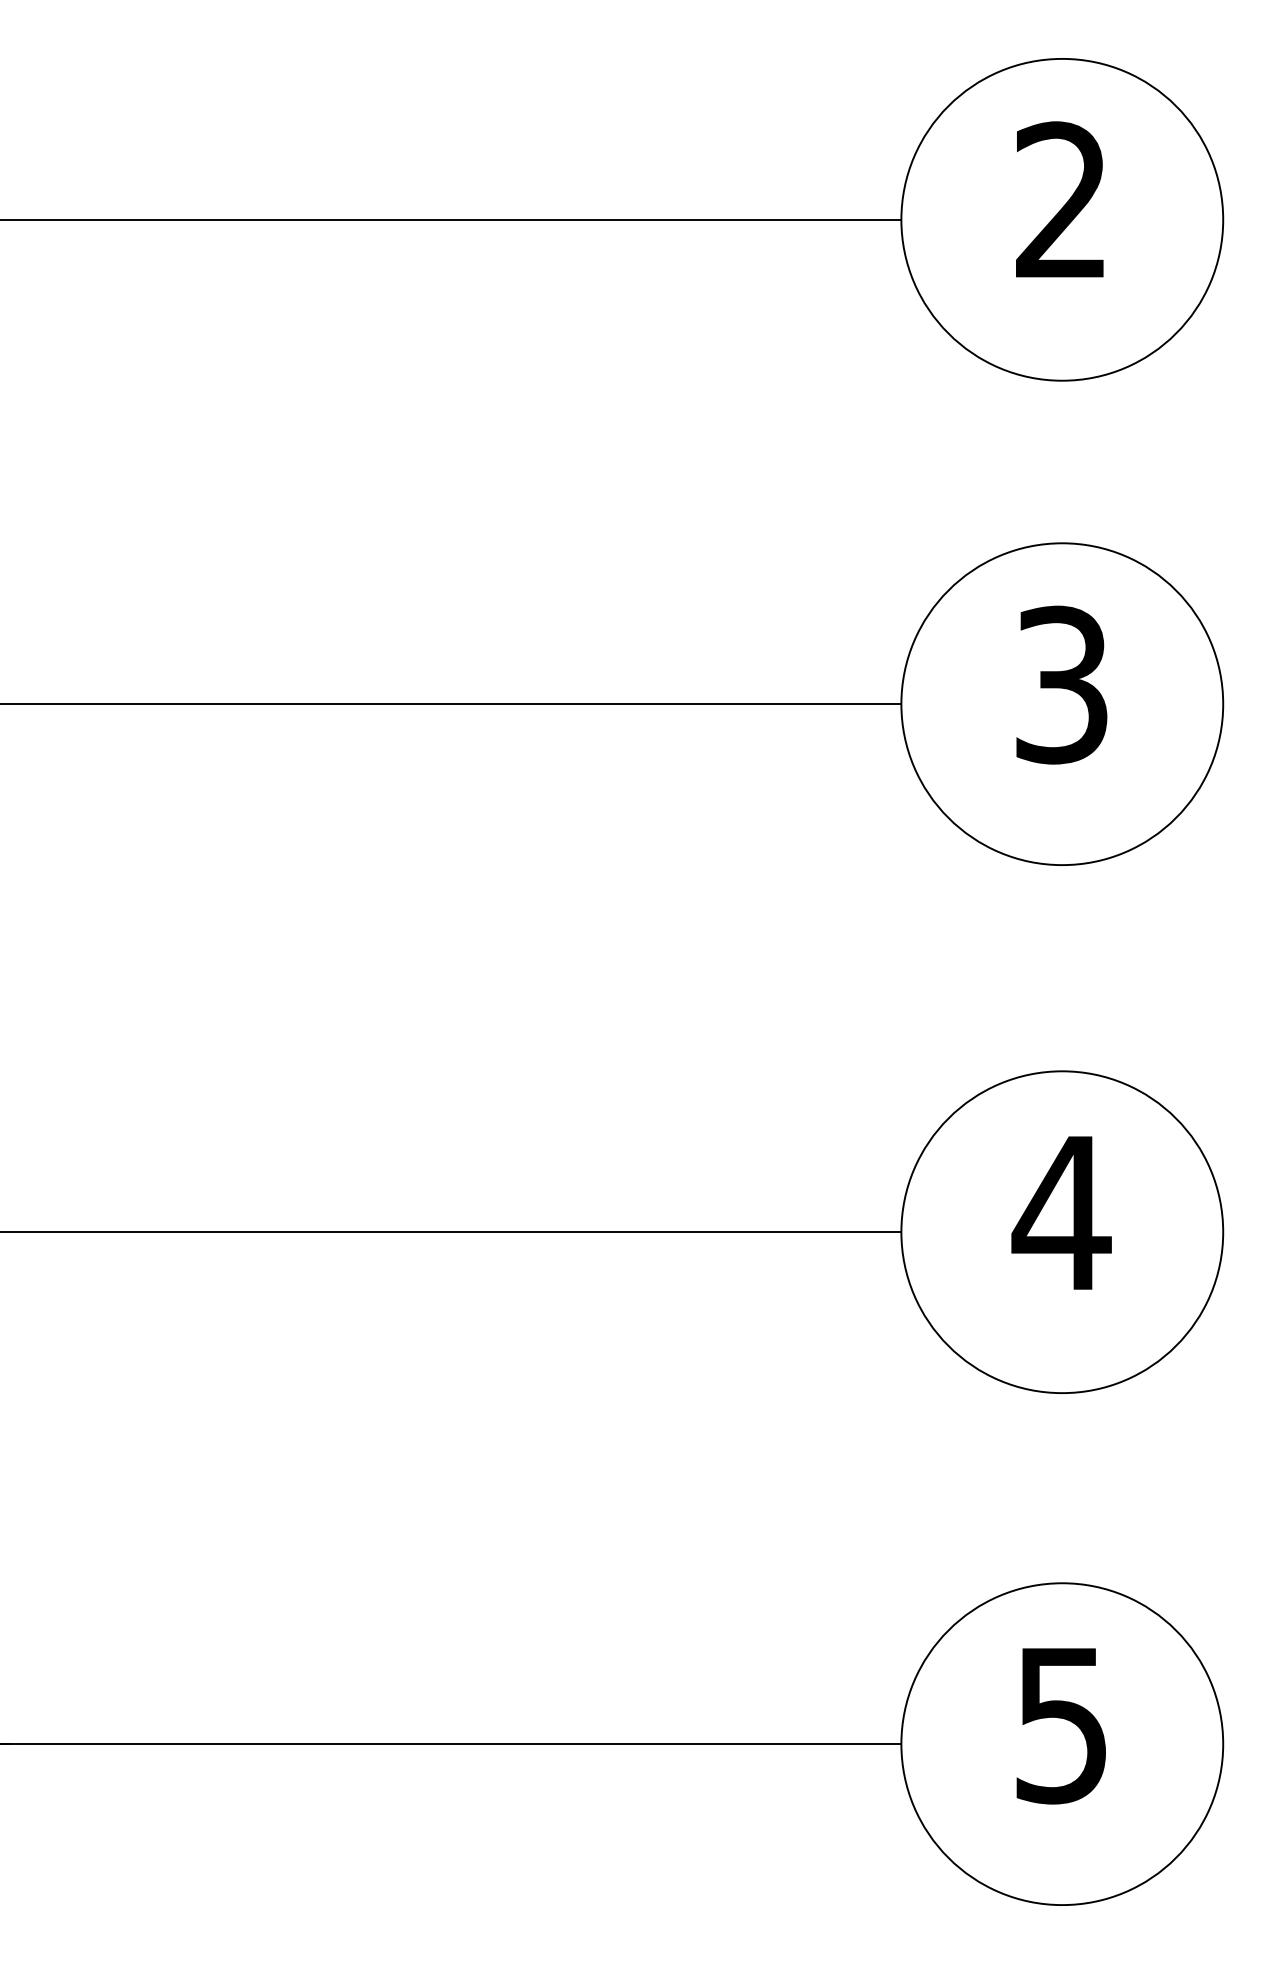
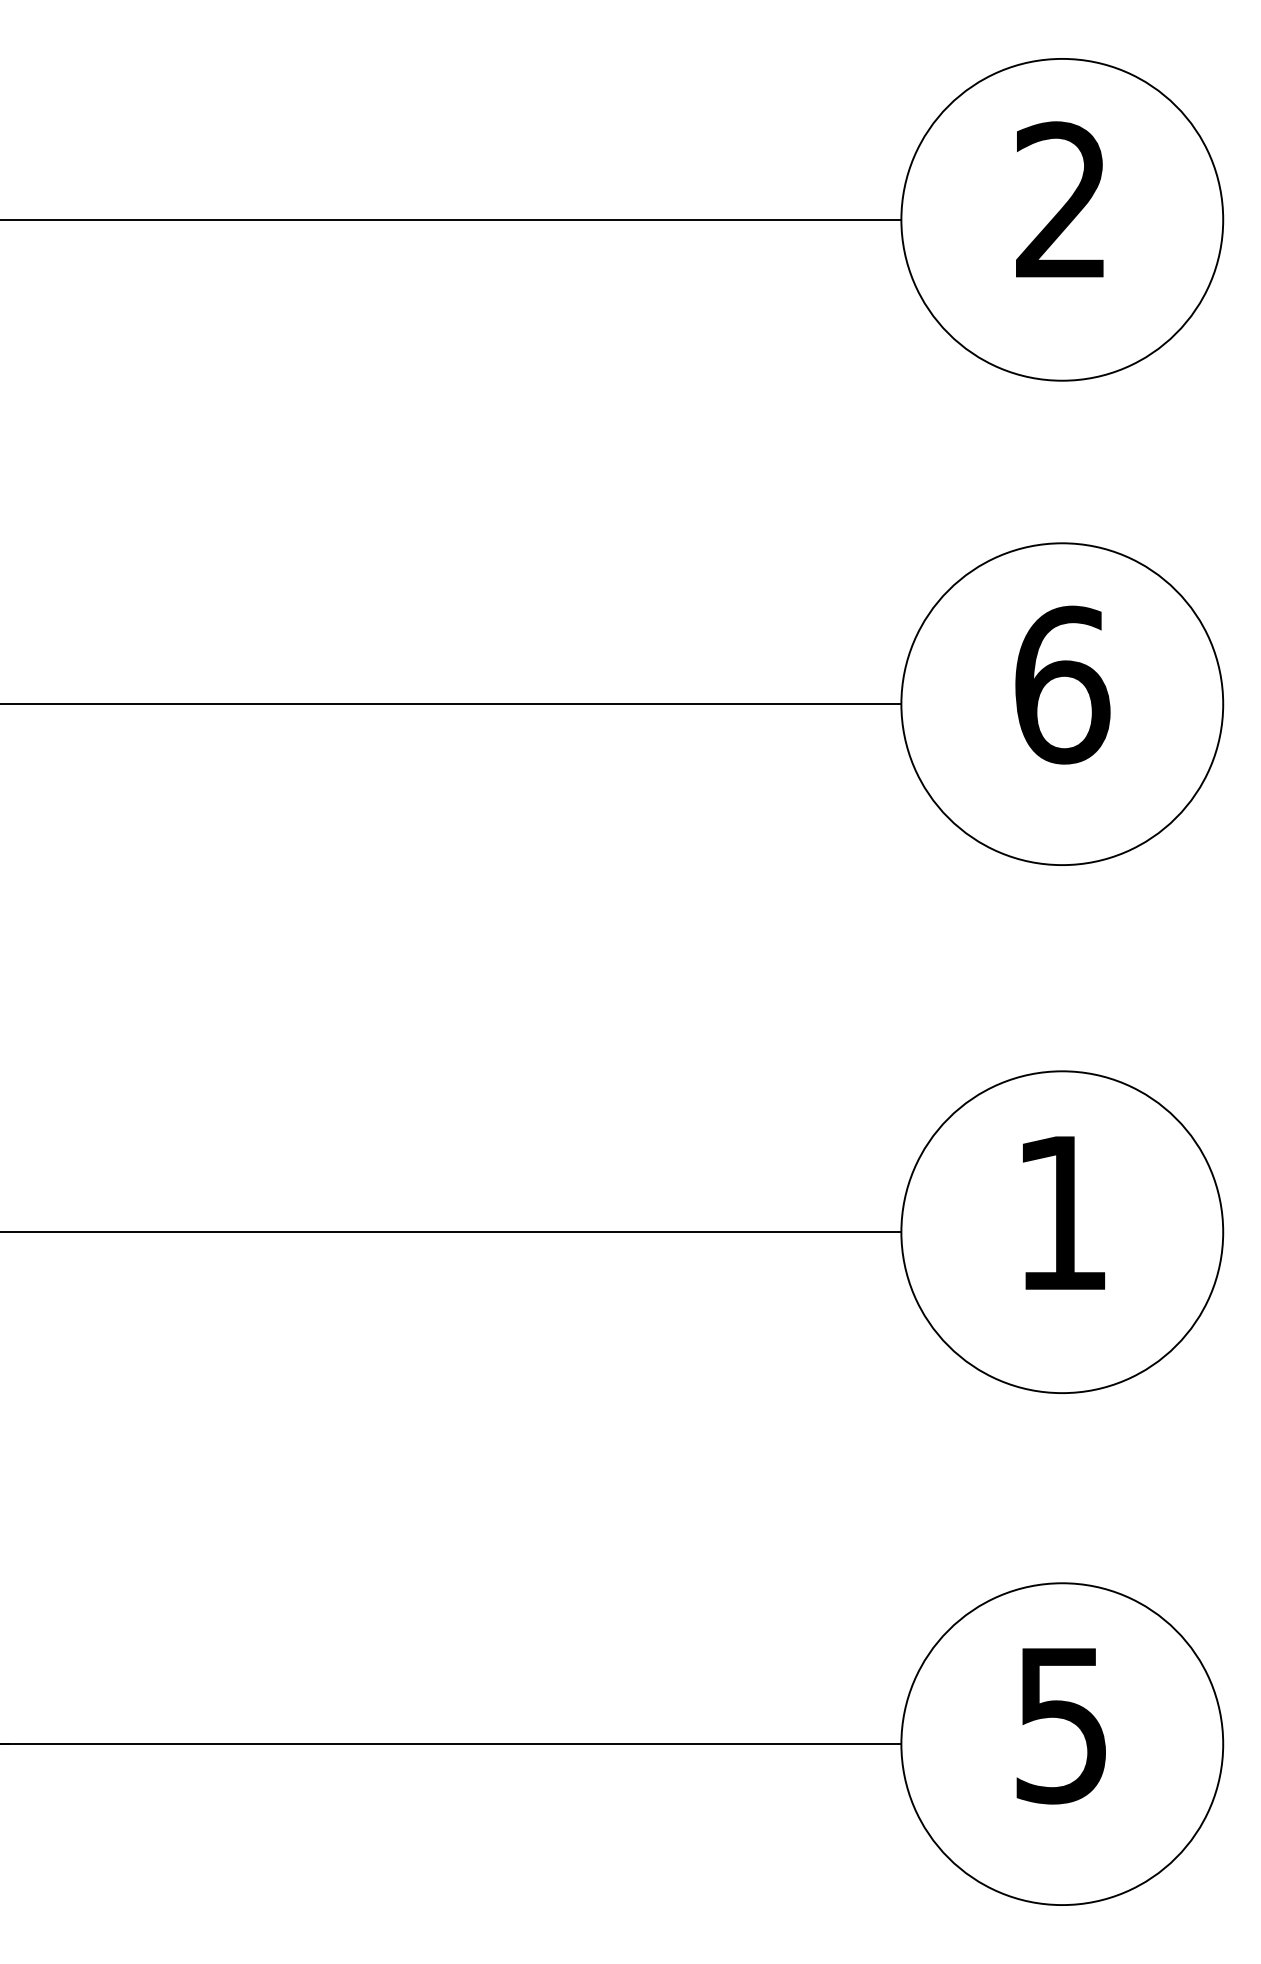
text: 3 -> 6 (1062, 684)
text: 4 -> 1 (1061, 1212)
